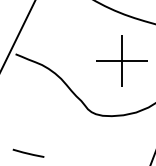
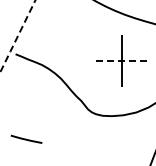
line: solid -> dashed (17, 37)
line: solid -> dashed (122, 60)
line position: (28, 152) -> (26, 138) (26, 138)
